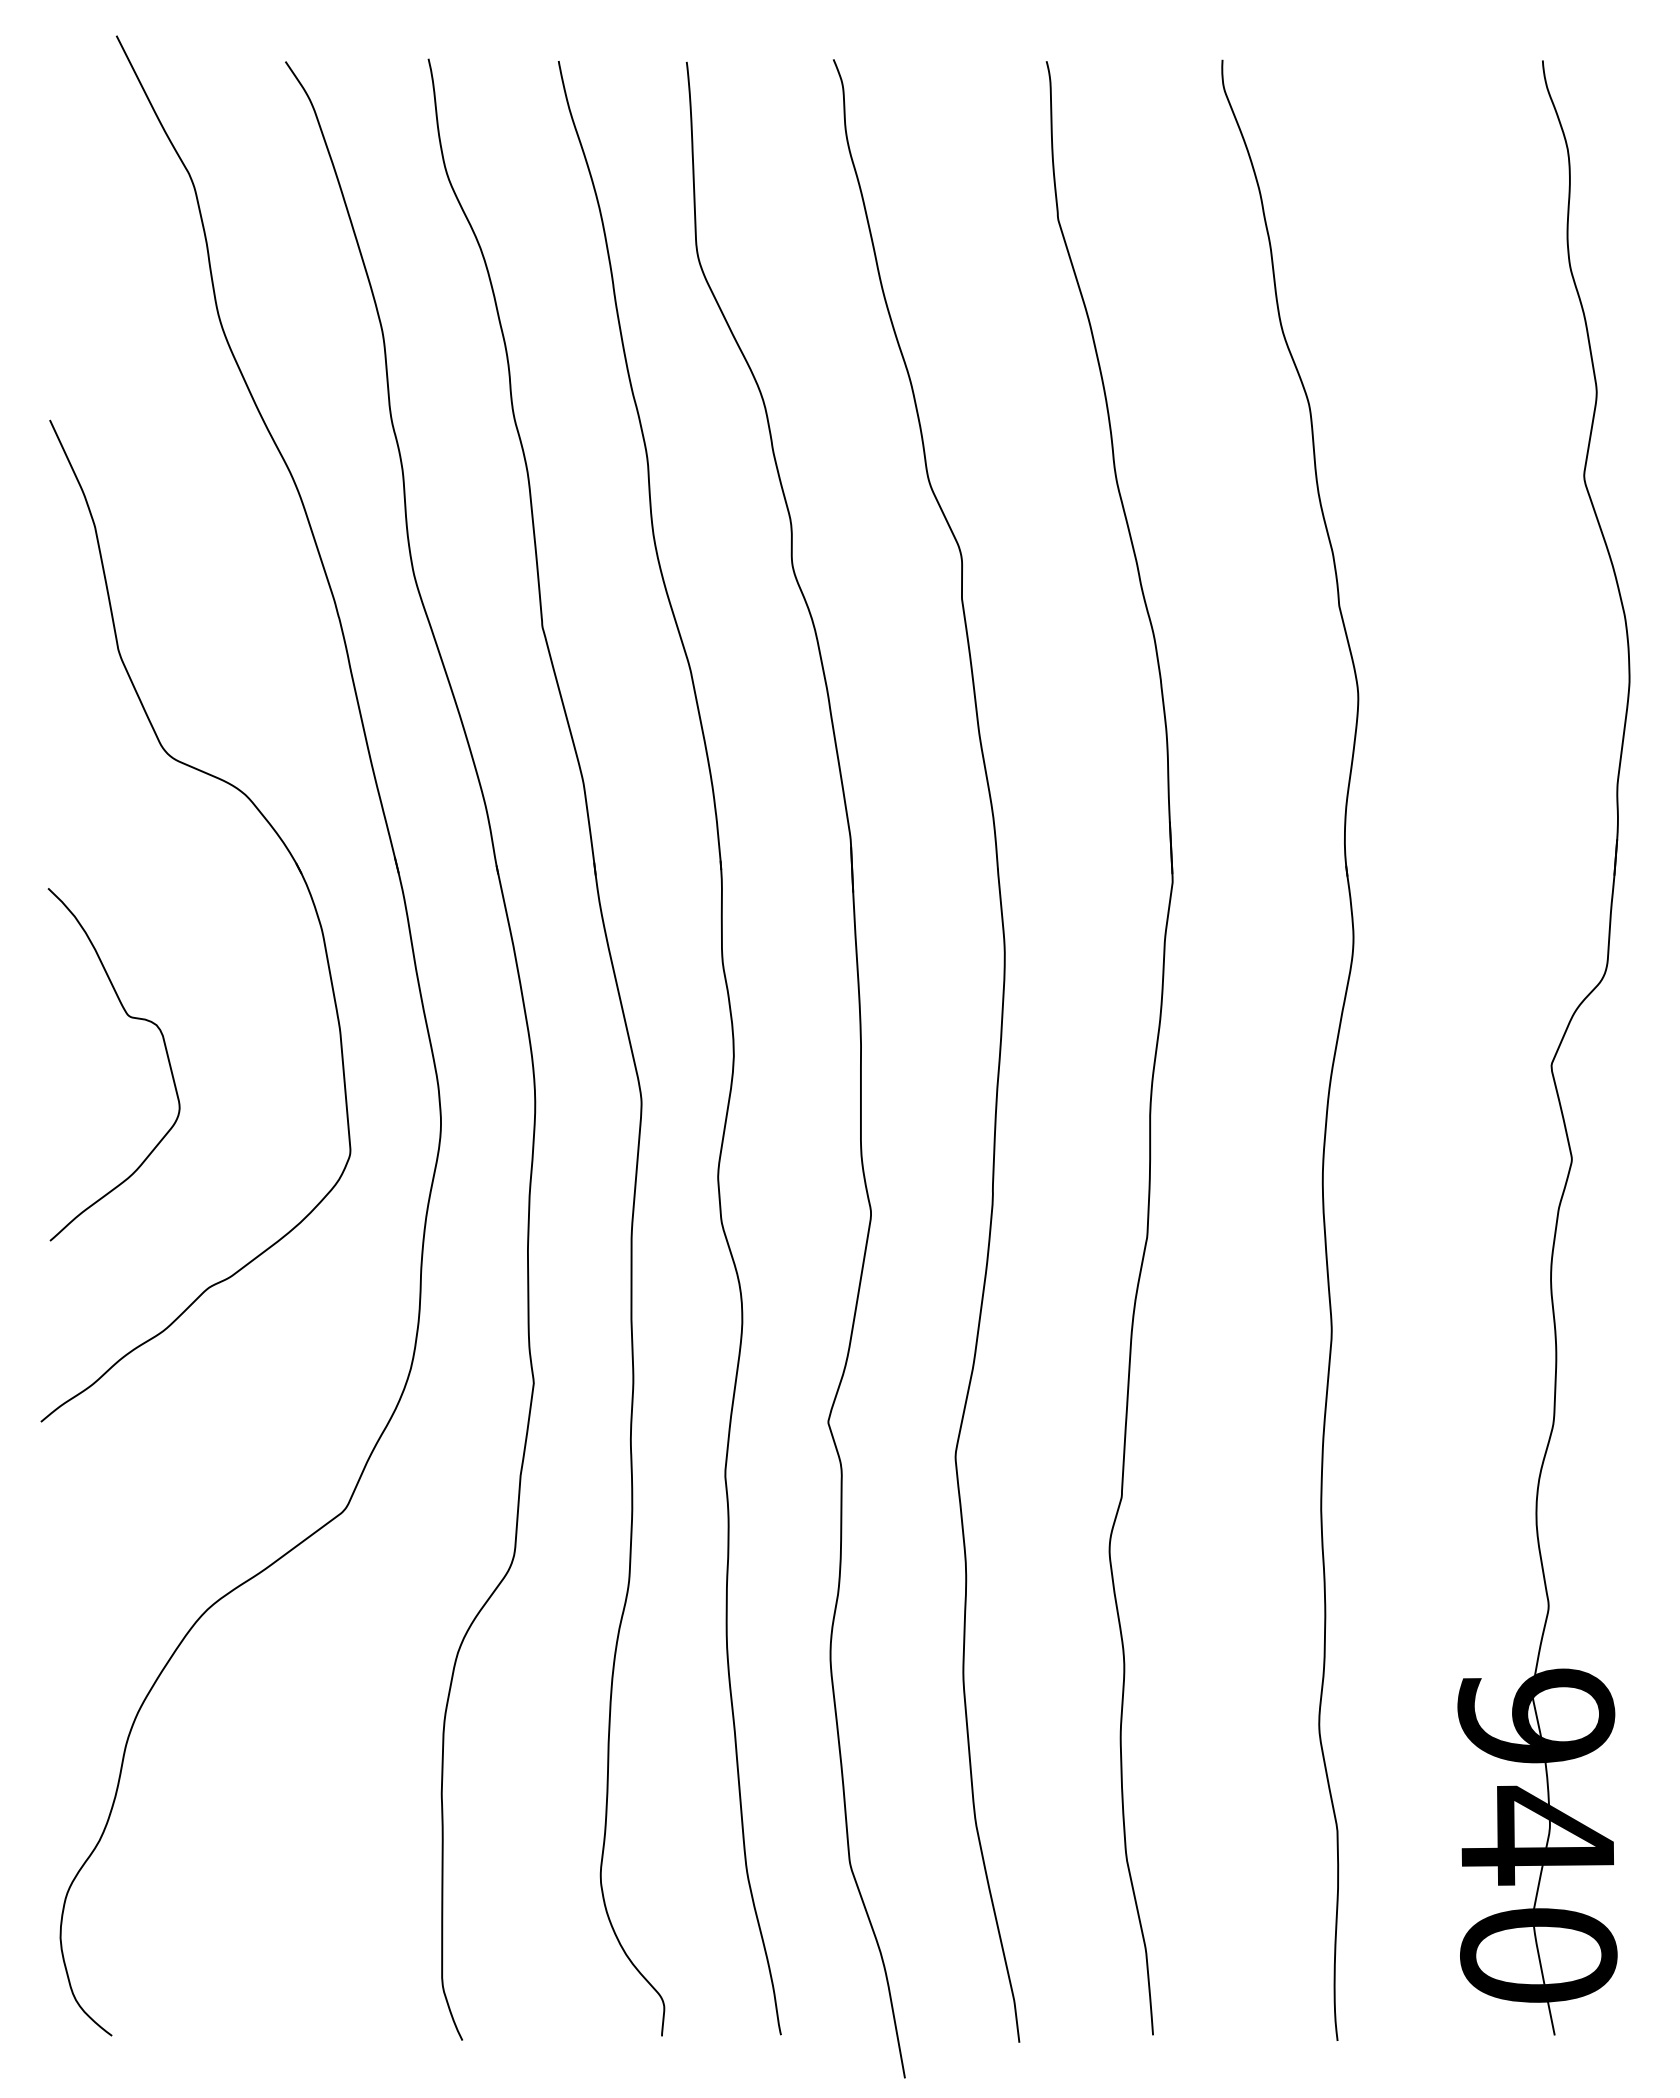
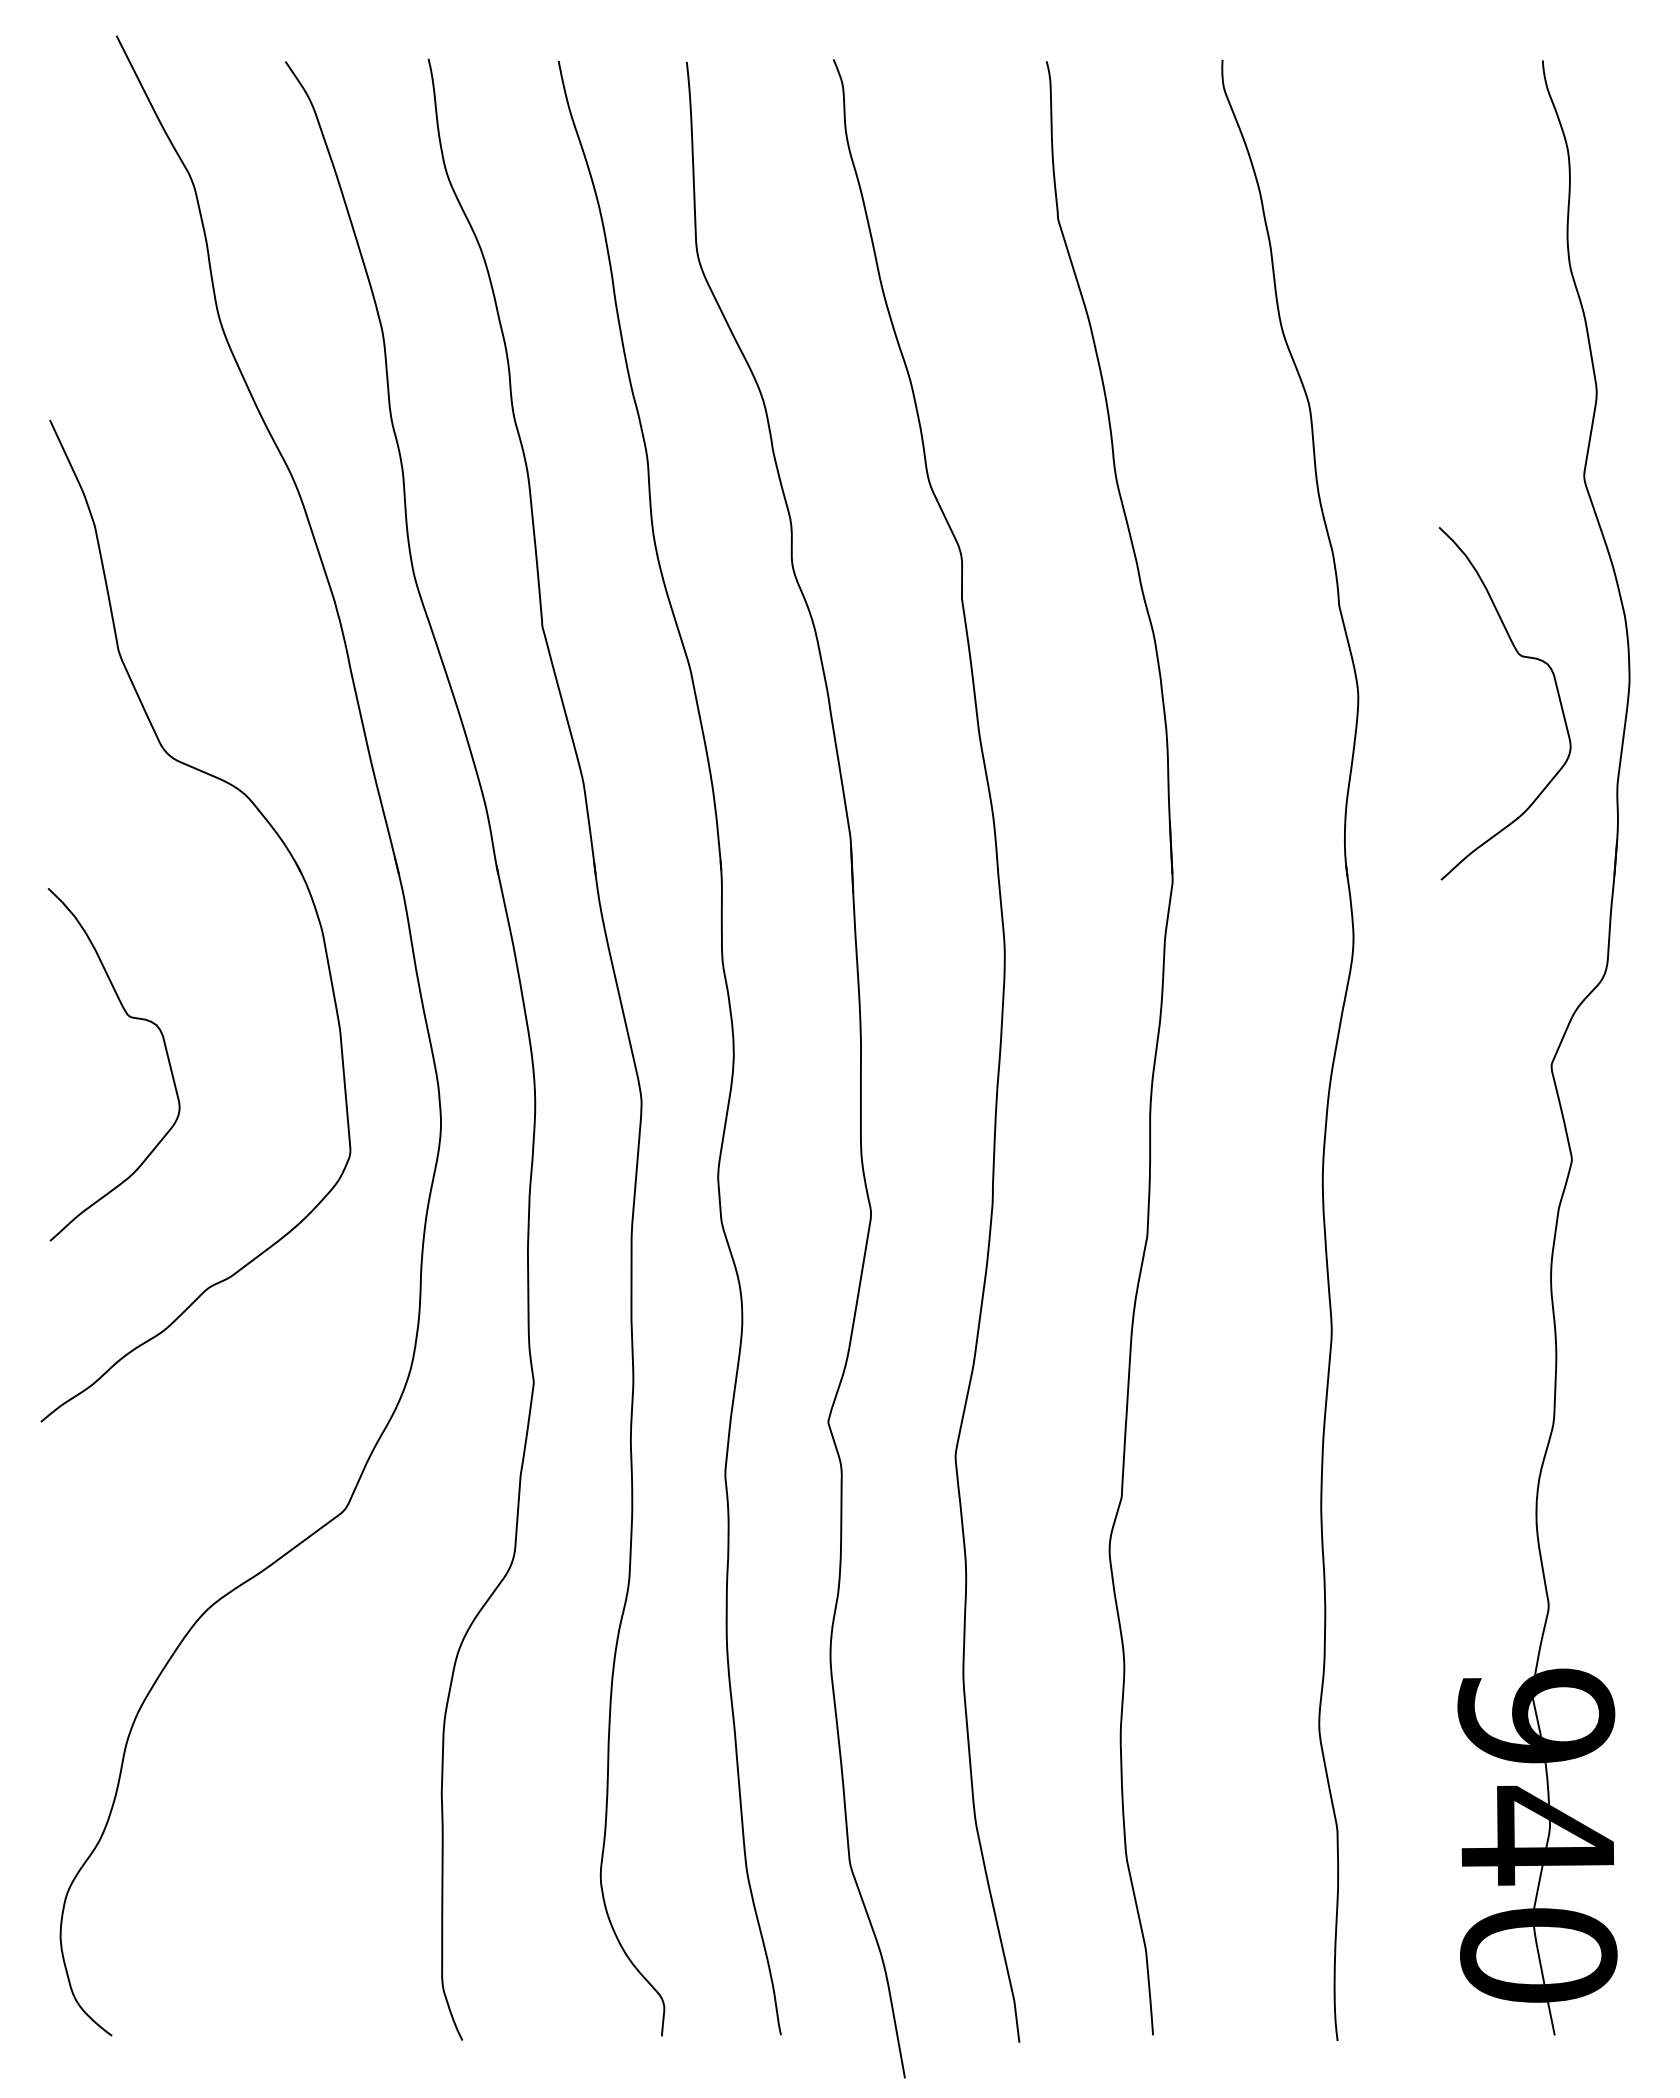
curve: none -> present (1522, 657)
